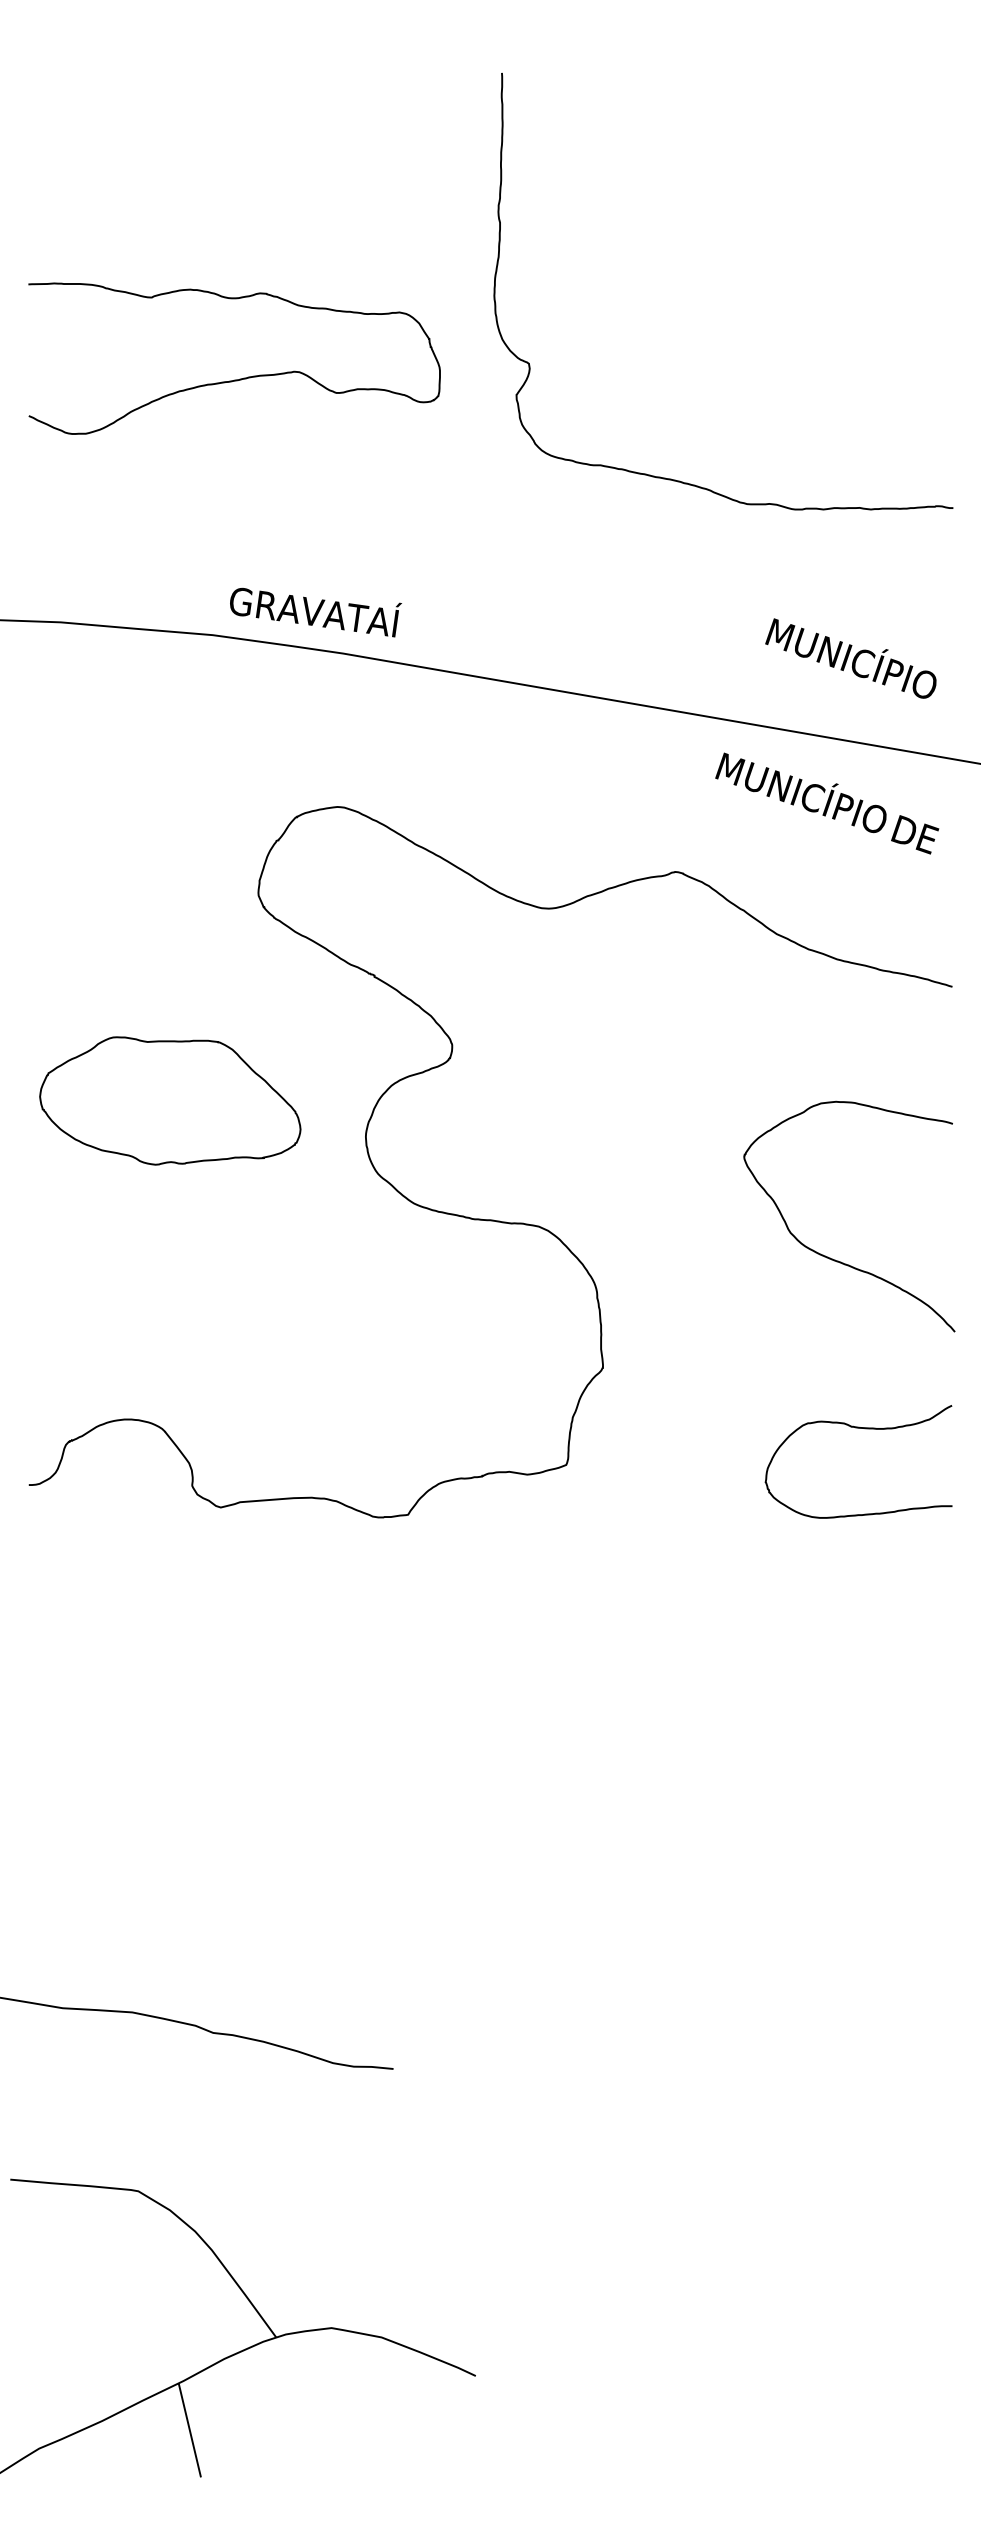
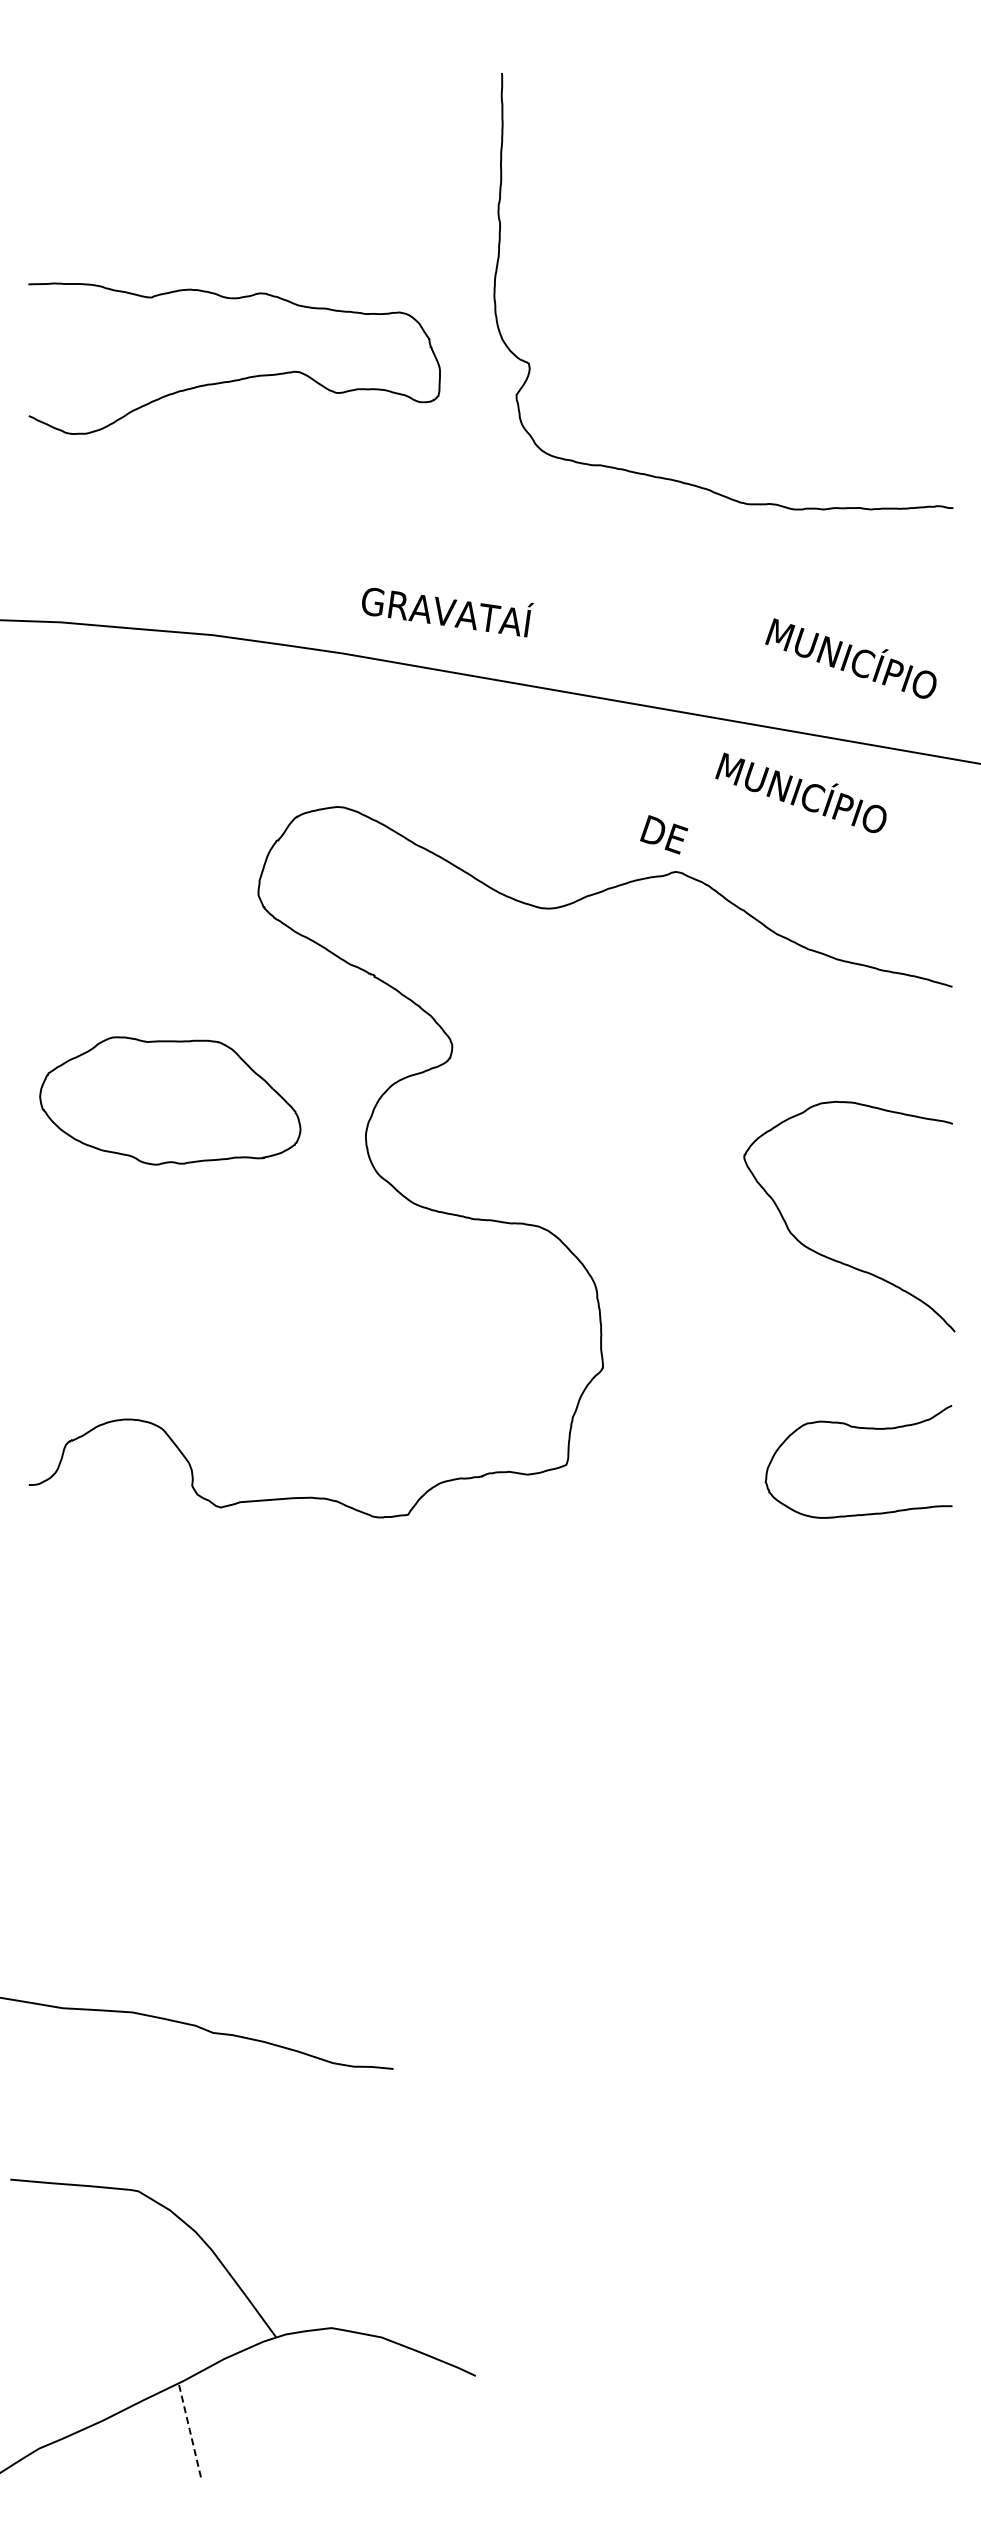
text position: (315, 612) -> (447, 612) (447, 612)
text position: (915, 834) -> (664, 834) (664, 834)
line: solid -> dashed (189, 2429)
